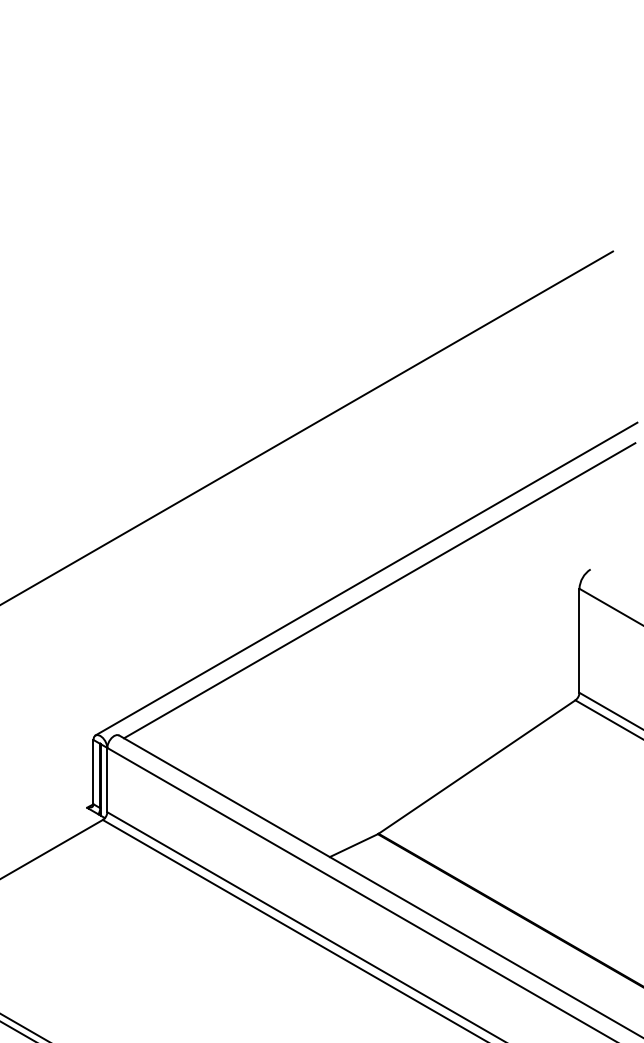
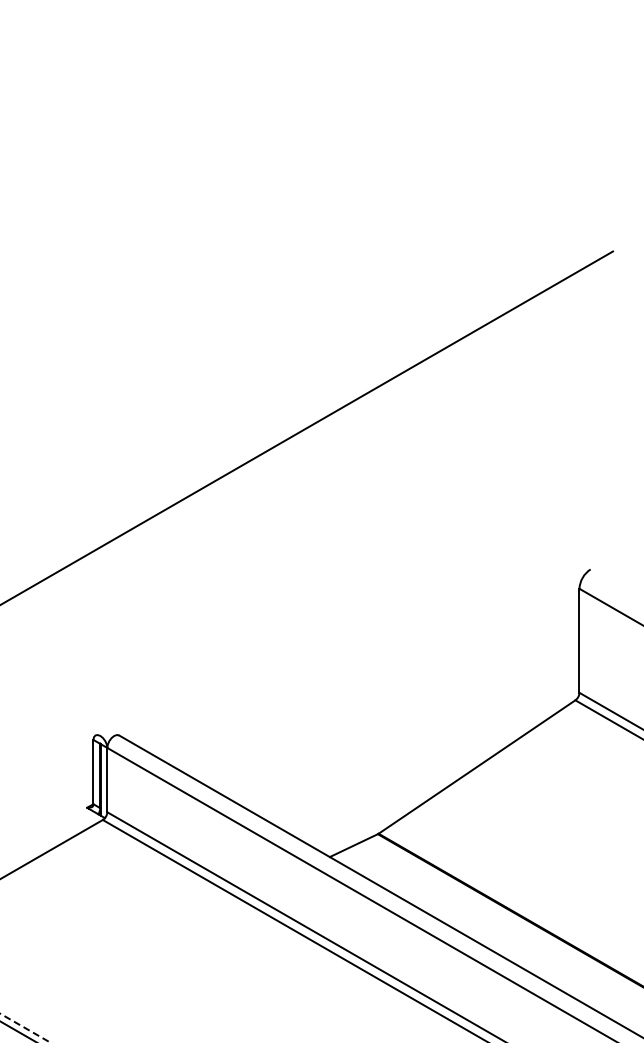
line: present -> none (366, 578)
line: present -> none (379, 590)
line: solid -> dashed (25, 1028)
